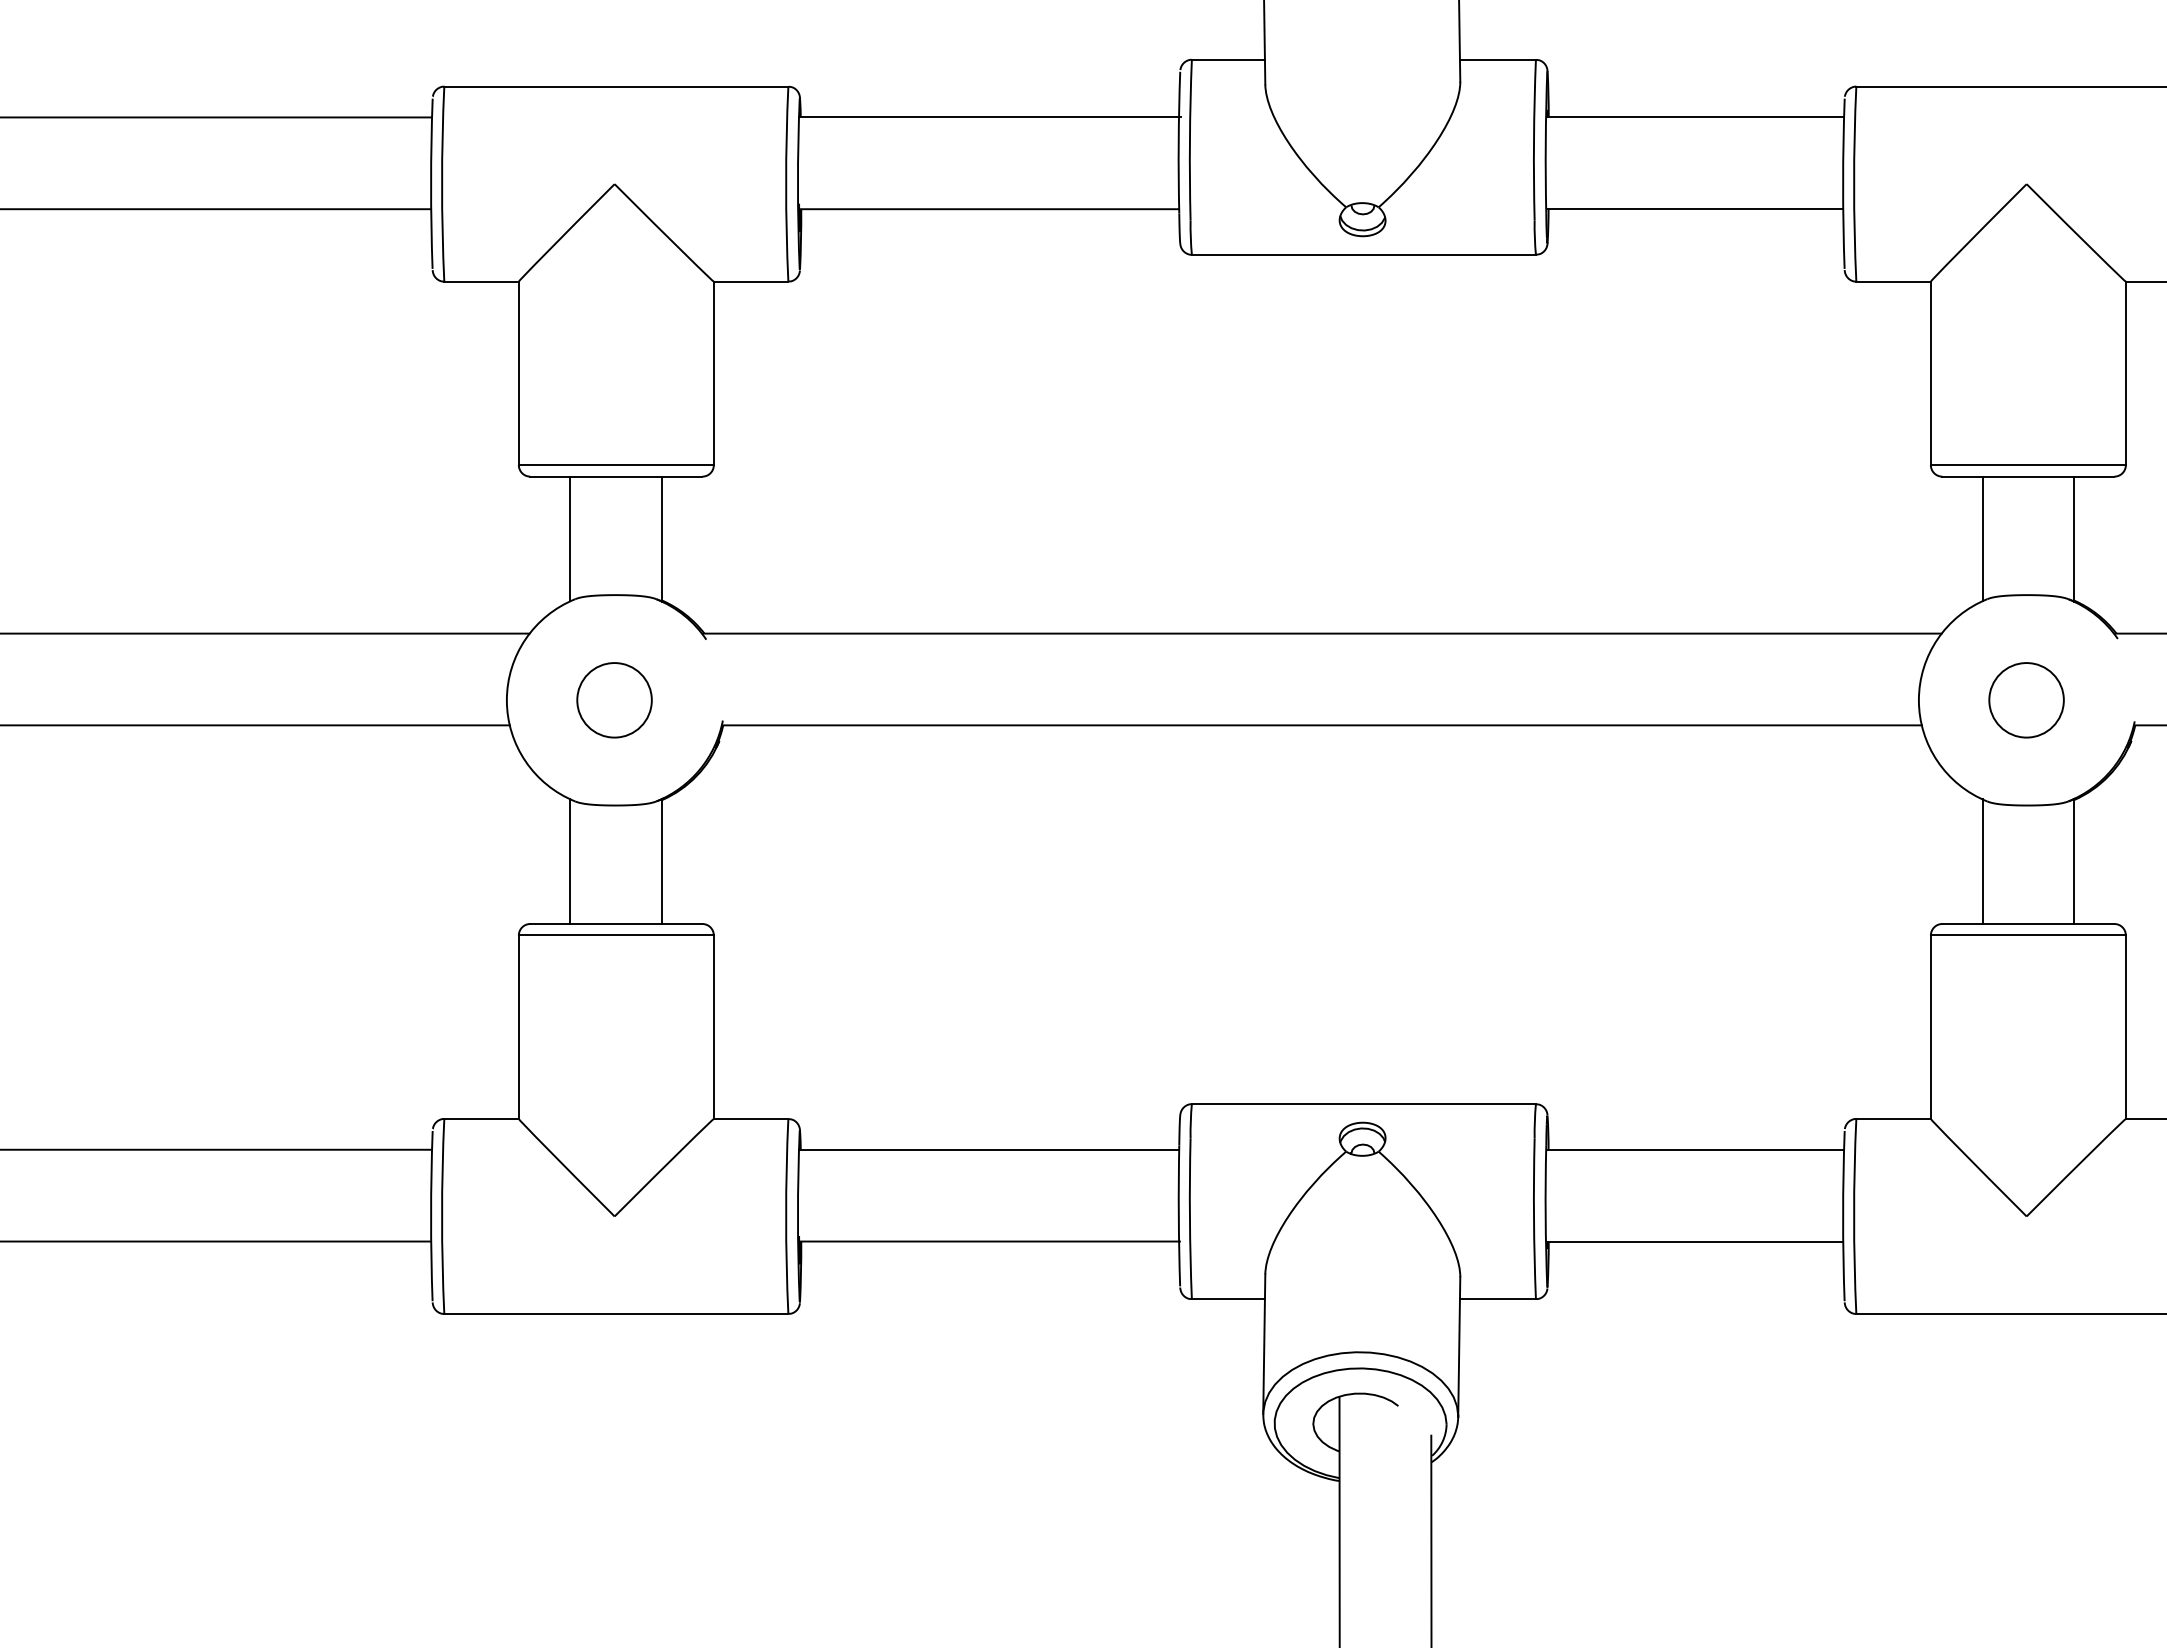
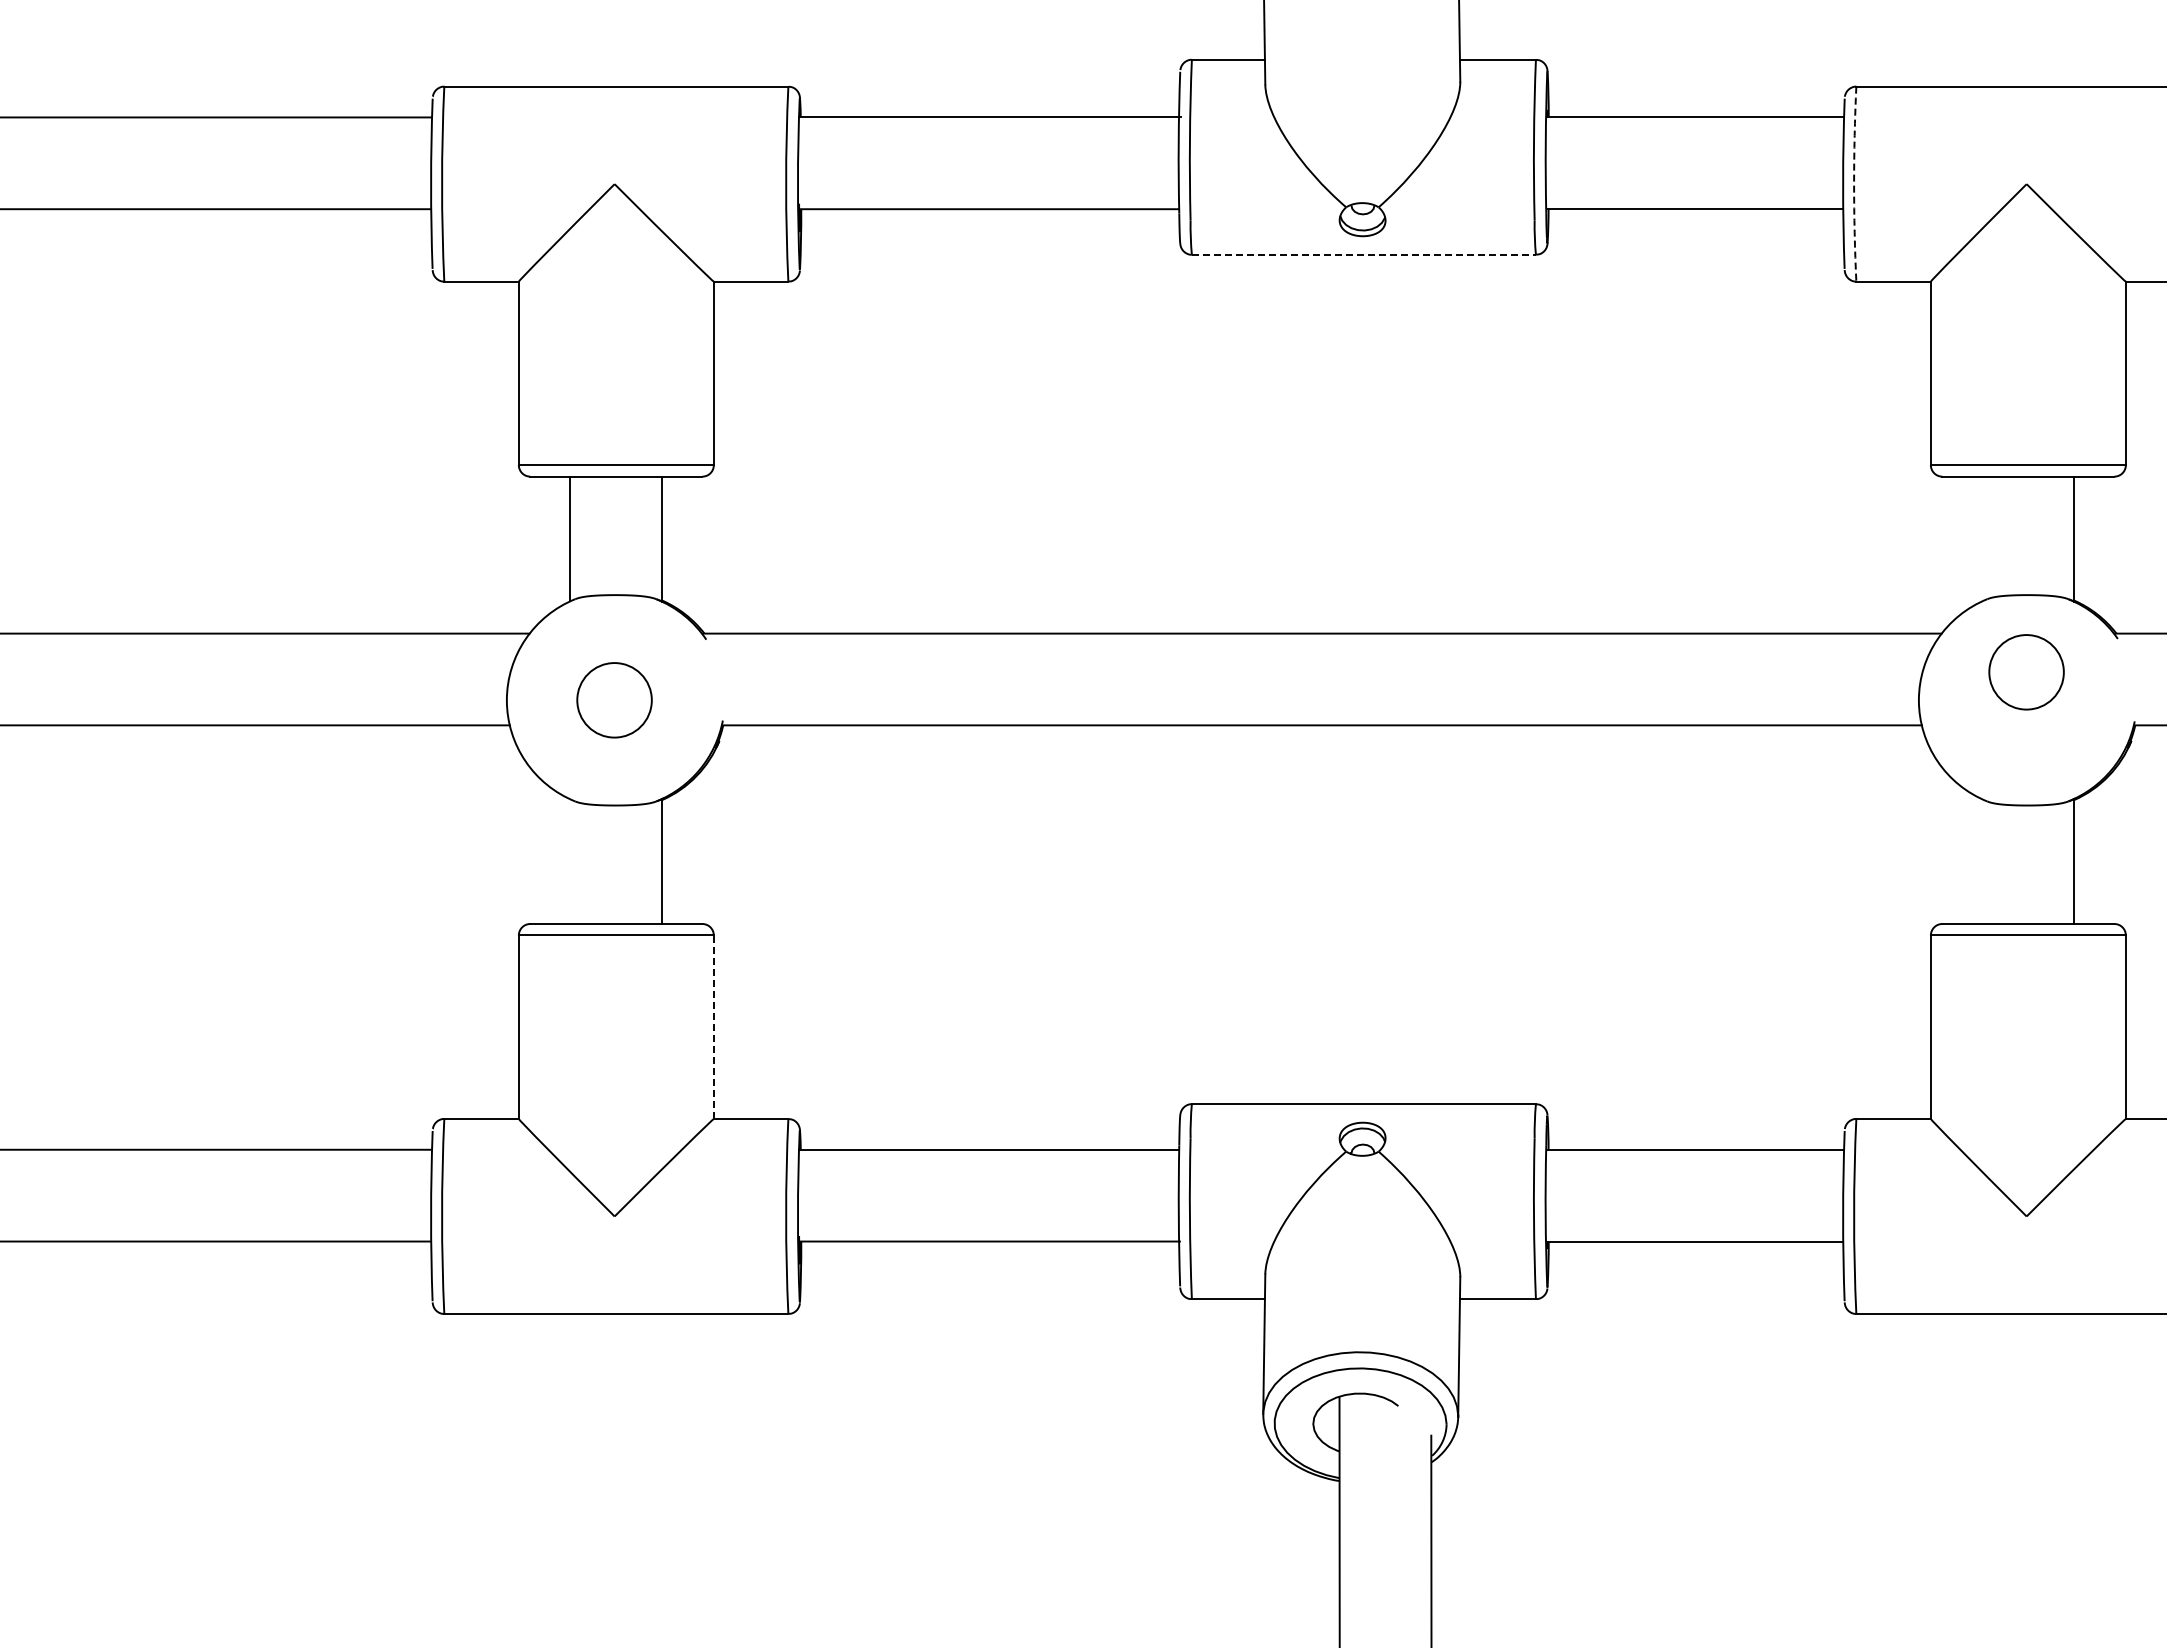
arc: solid -> dashed (1854, 184)
line: solid -> dashed (1364, 254)
line: present -> none (1982, 538)
circle position: (2026, 700) -> (2026, 672) (2026, 672)
line: present -> none (570, 861)
line: present -> none (1982, 861)
line: solid -> dashed (713, 1027)
